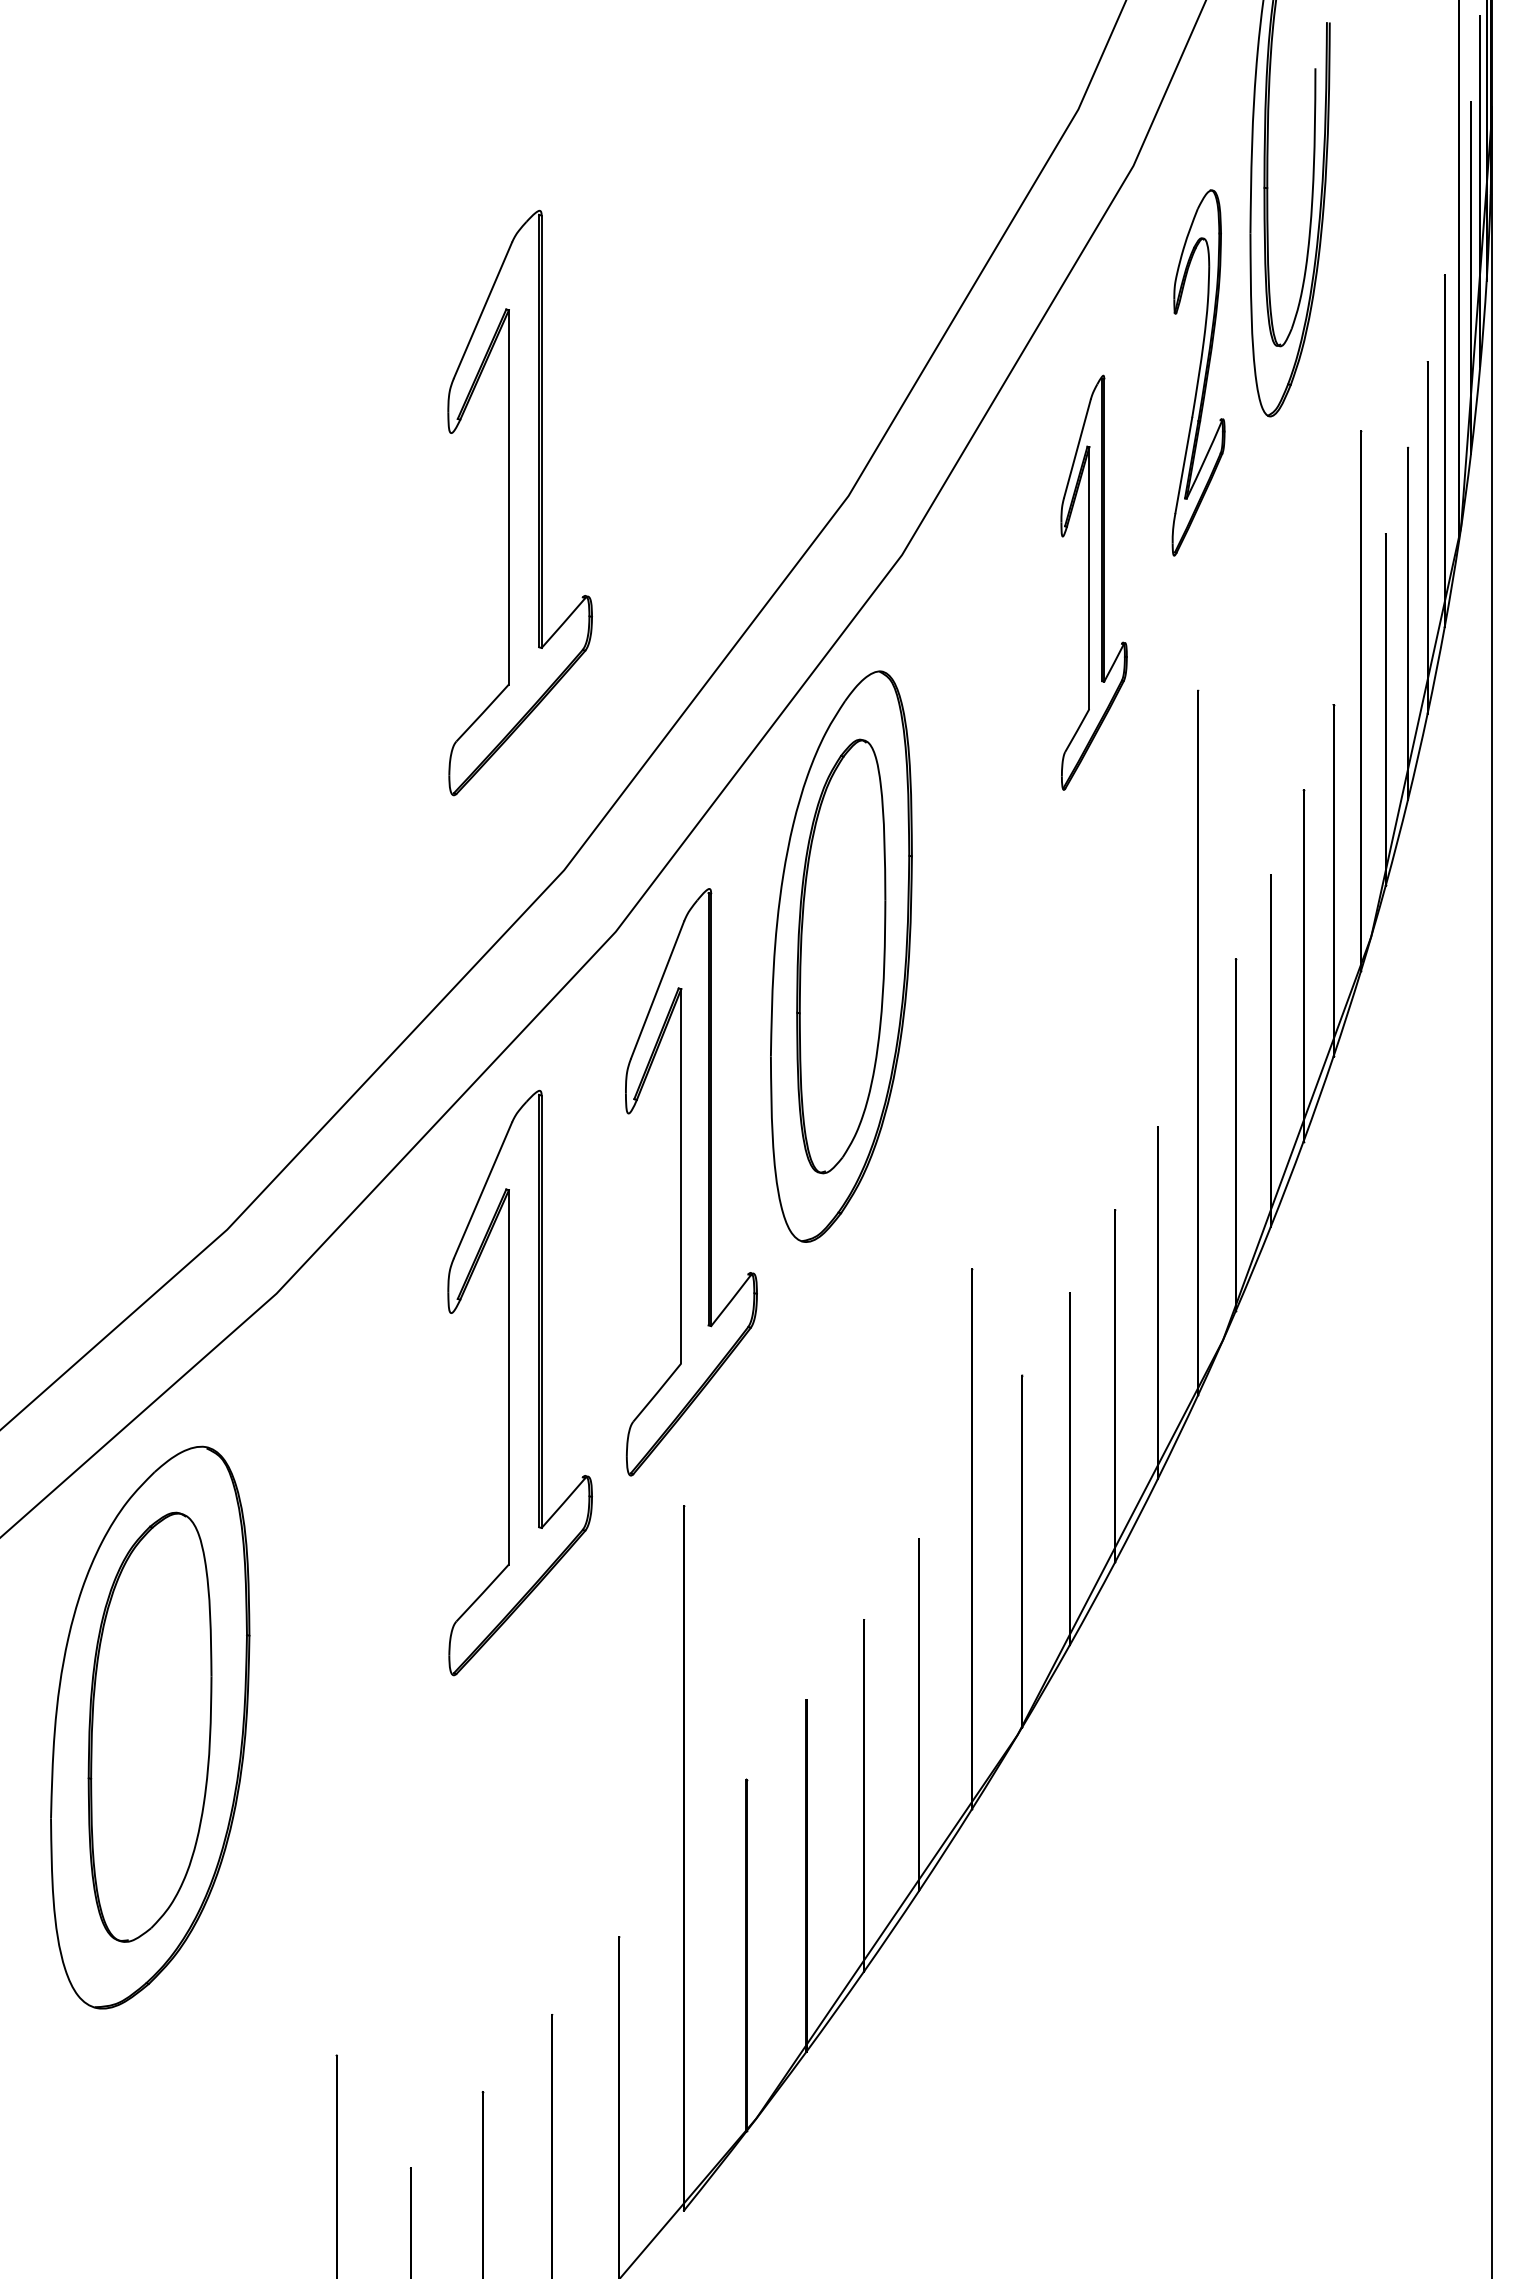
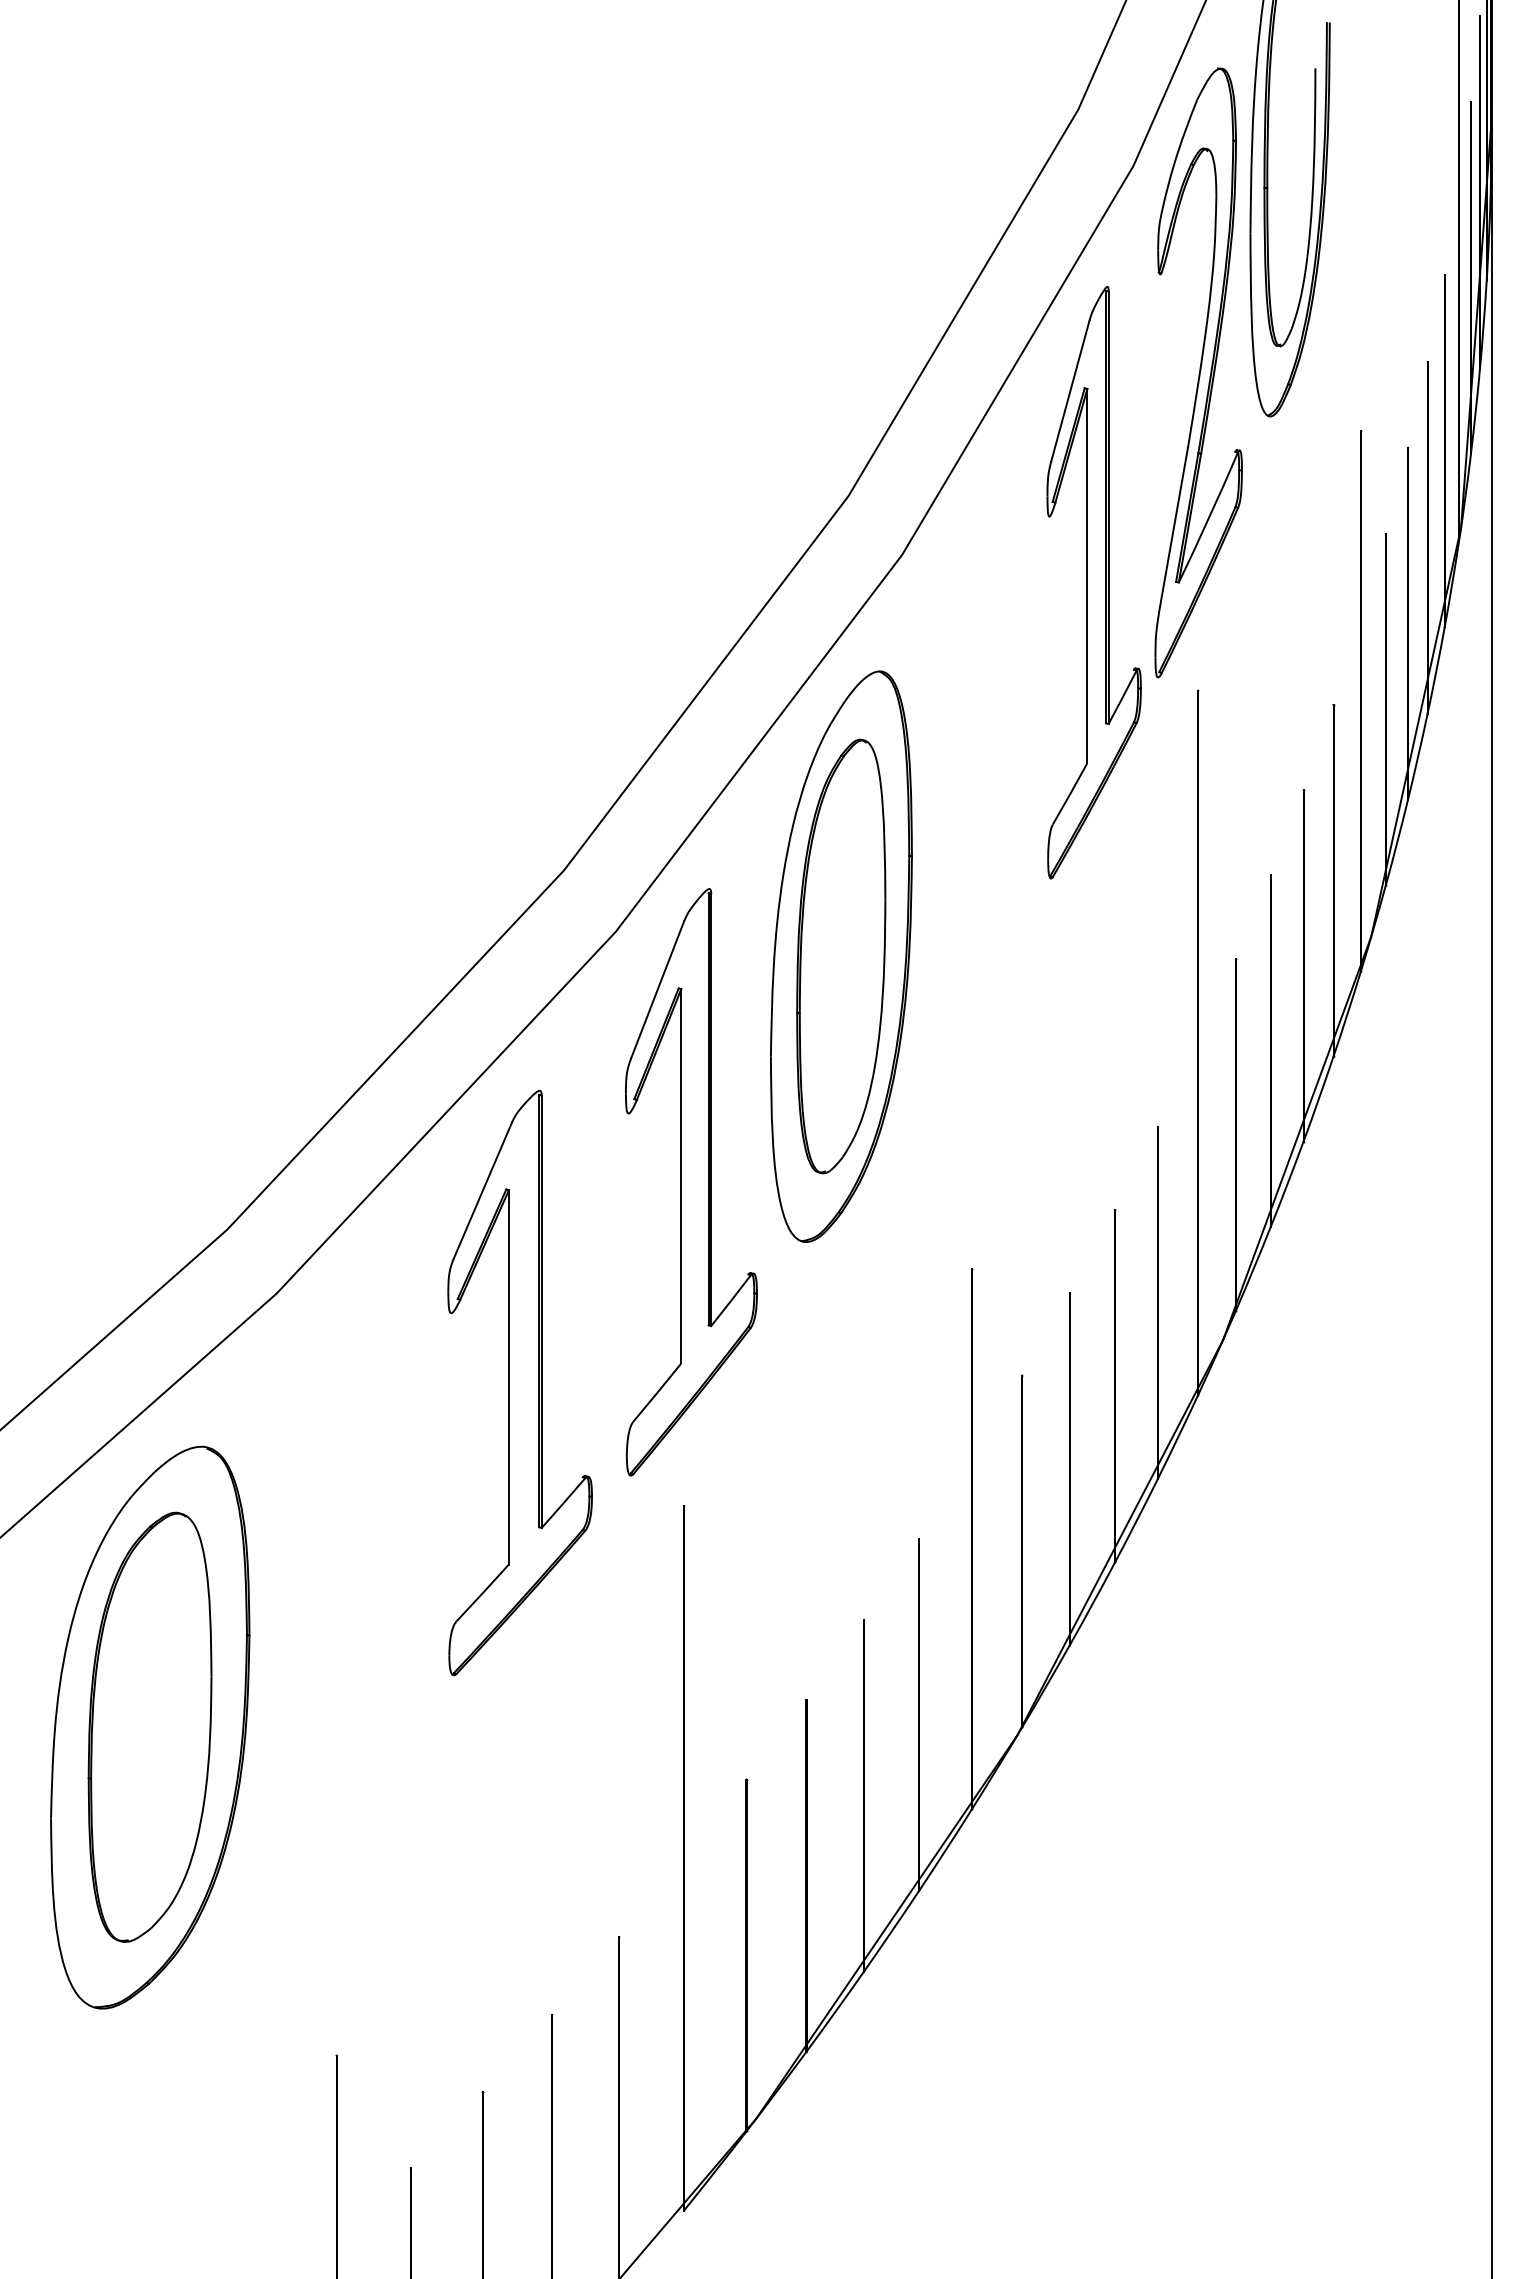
part size: 55x368 px -> 89x612 px (1198, 372)
part: present -> none (519, 502)
part size: 68x417 px -> 96x594 px (1093, 582)
